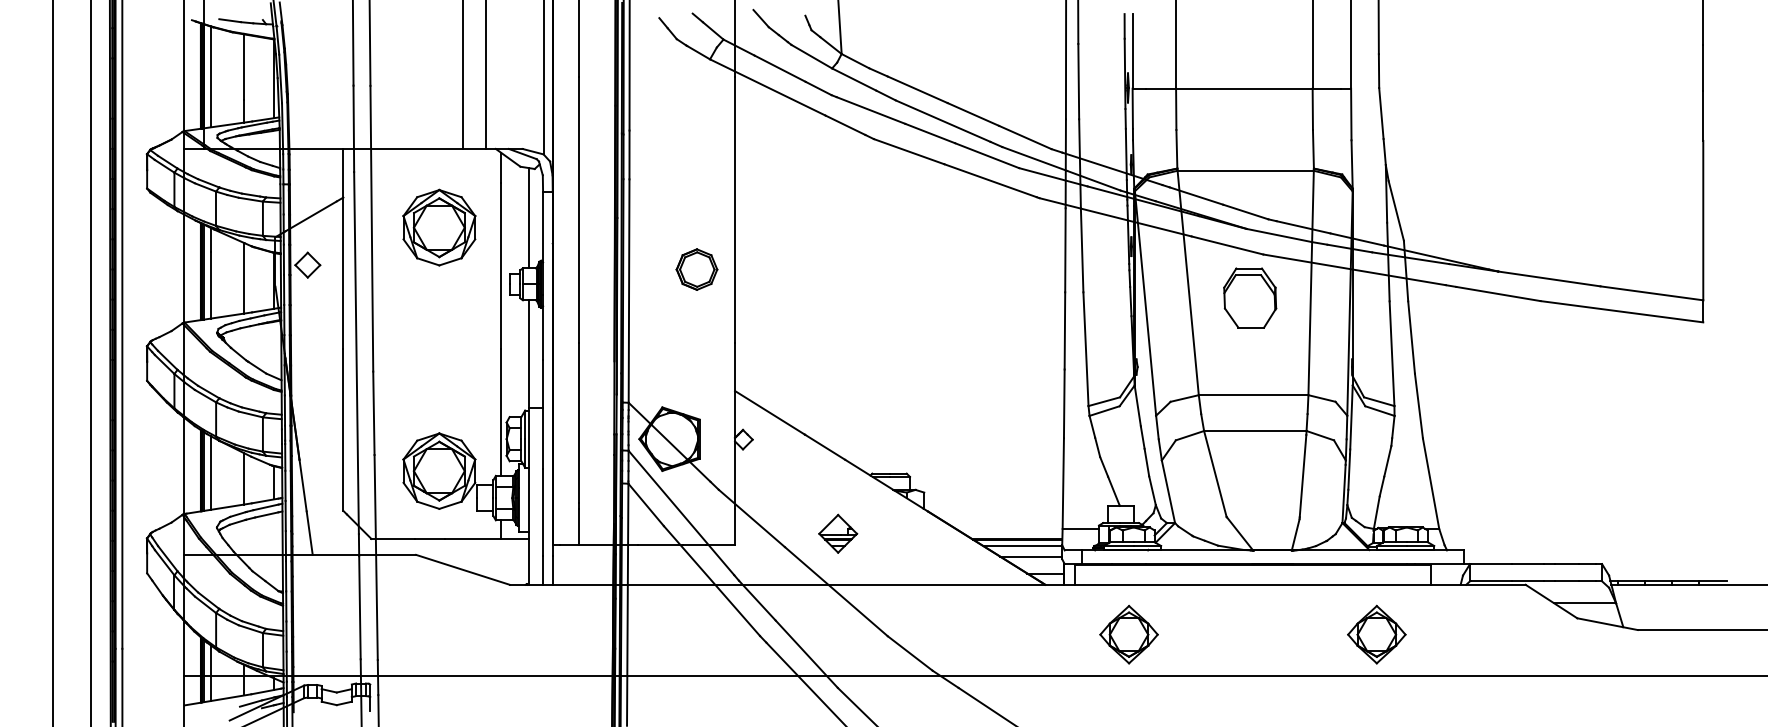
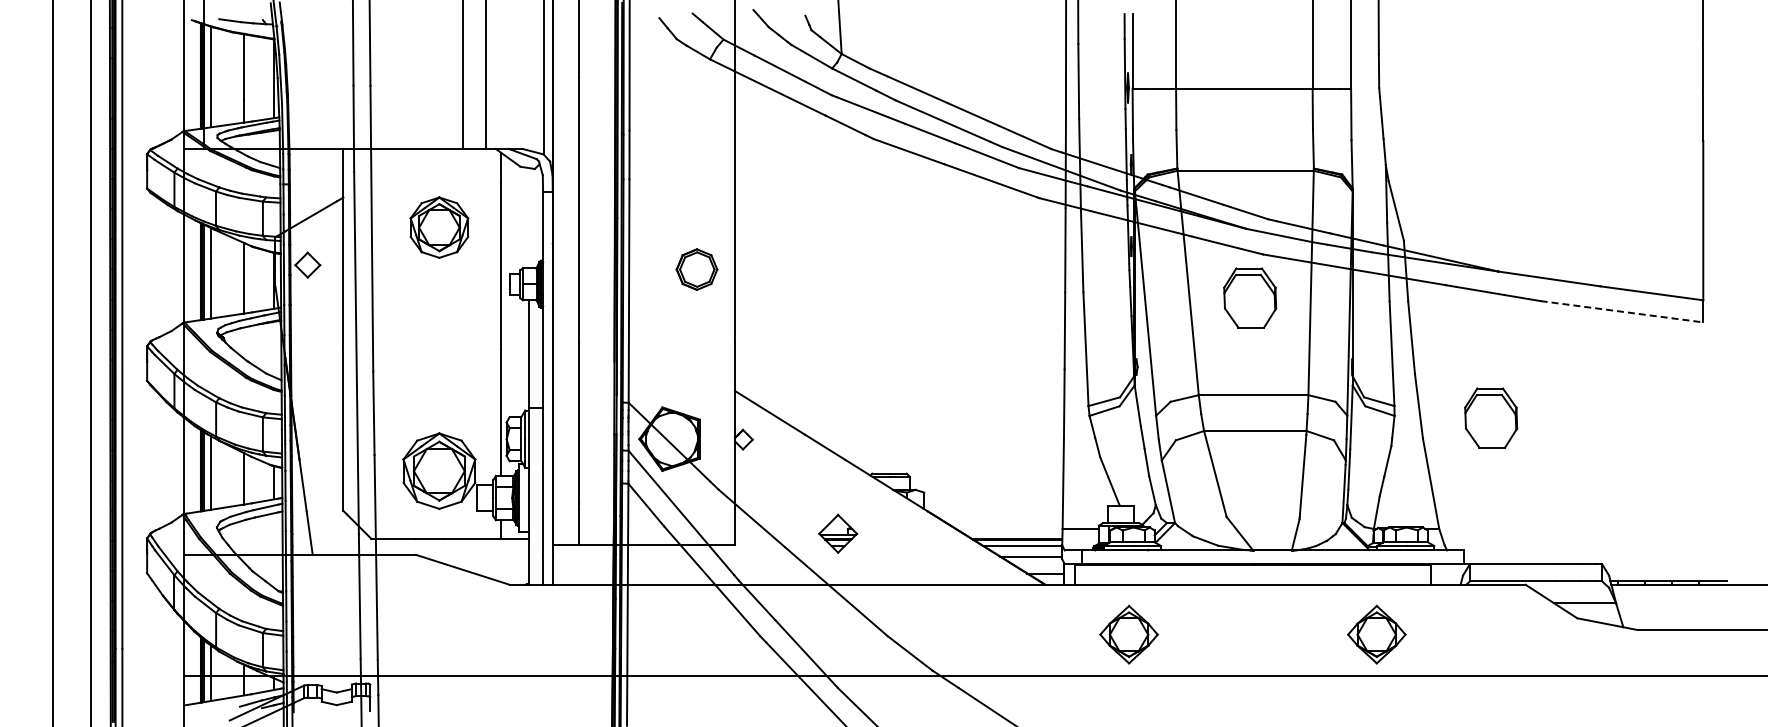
line: present -> none (529, 218)
part size: 75x79 px -> 61x63 px (439, 227)
line: solid -> dashed (1622, 311)
part: none -> present (1491, 417)
